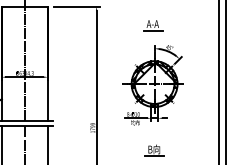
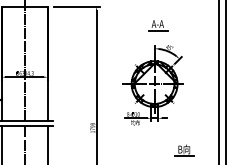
part position: (153, 25) -> (158, 25) (158, 25)
part position: (154, 150) -> (184, 150) (184, 150)
